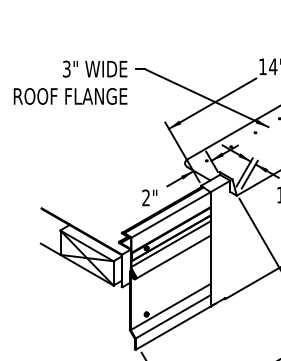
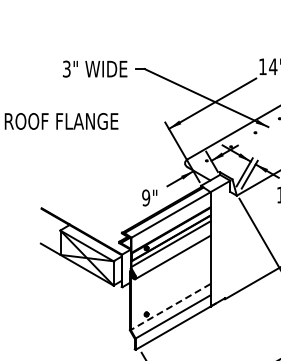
text position: (70, 96) -> (61, 121) (61, 121)
text: 2" -> 9" (146, 197)
line: solid -> dashed (170, 307)
